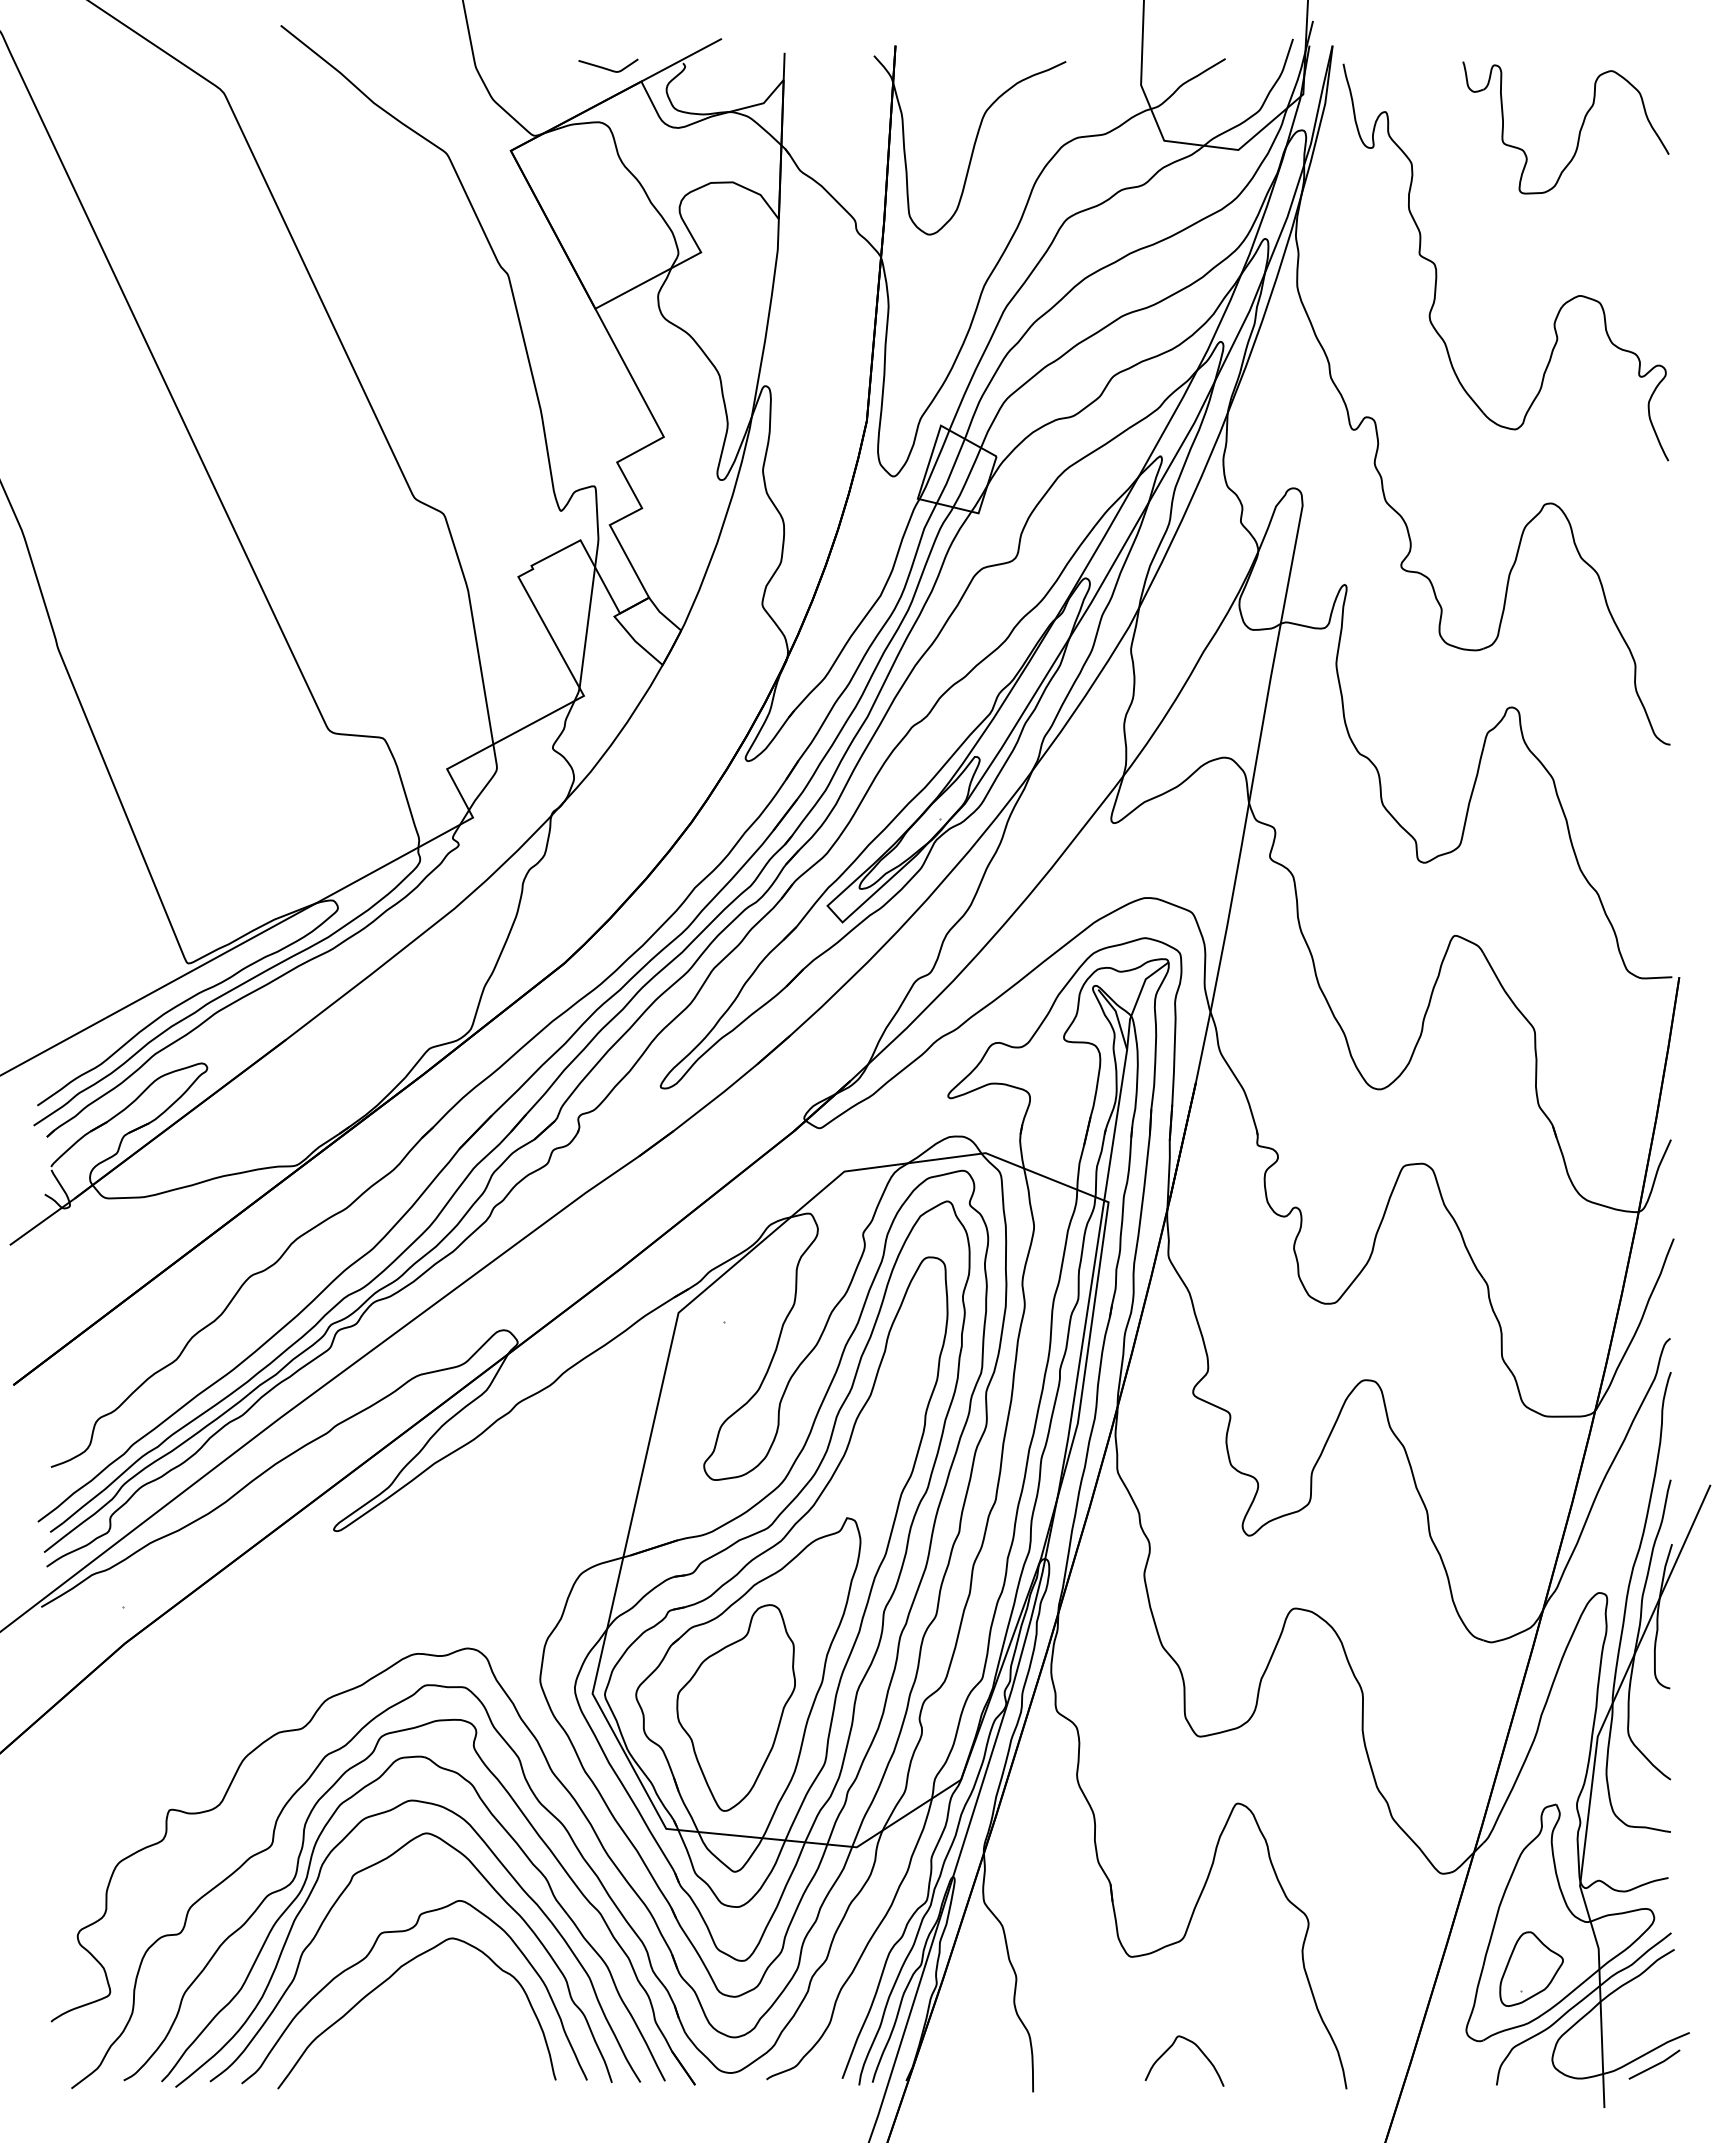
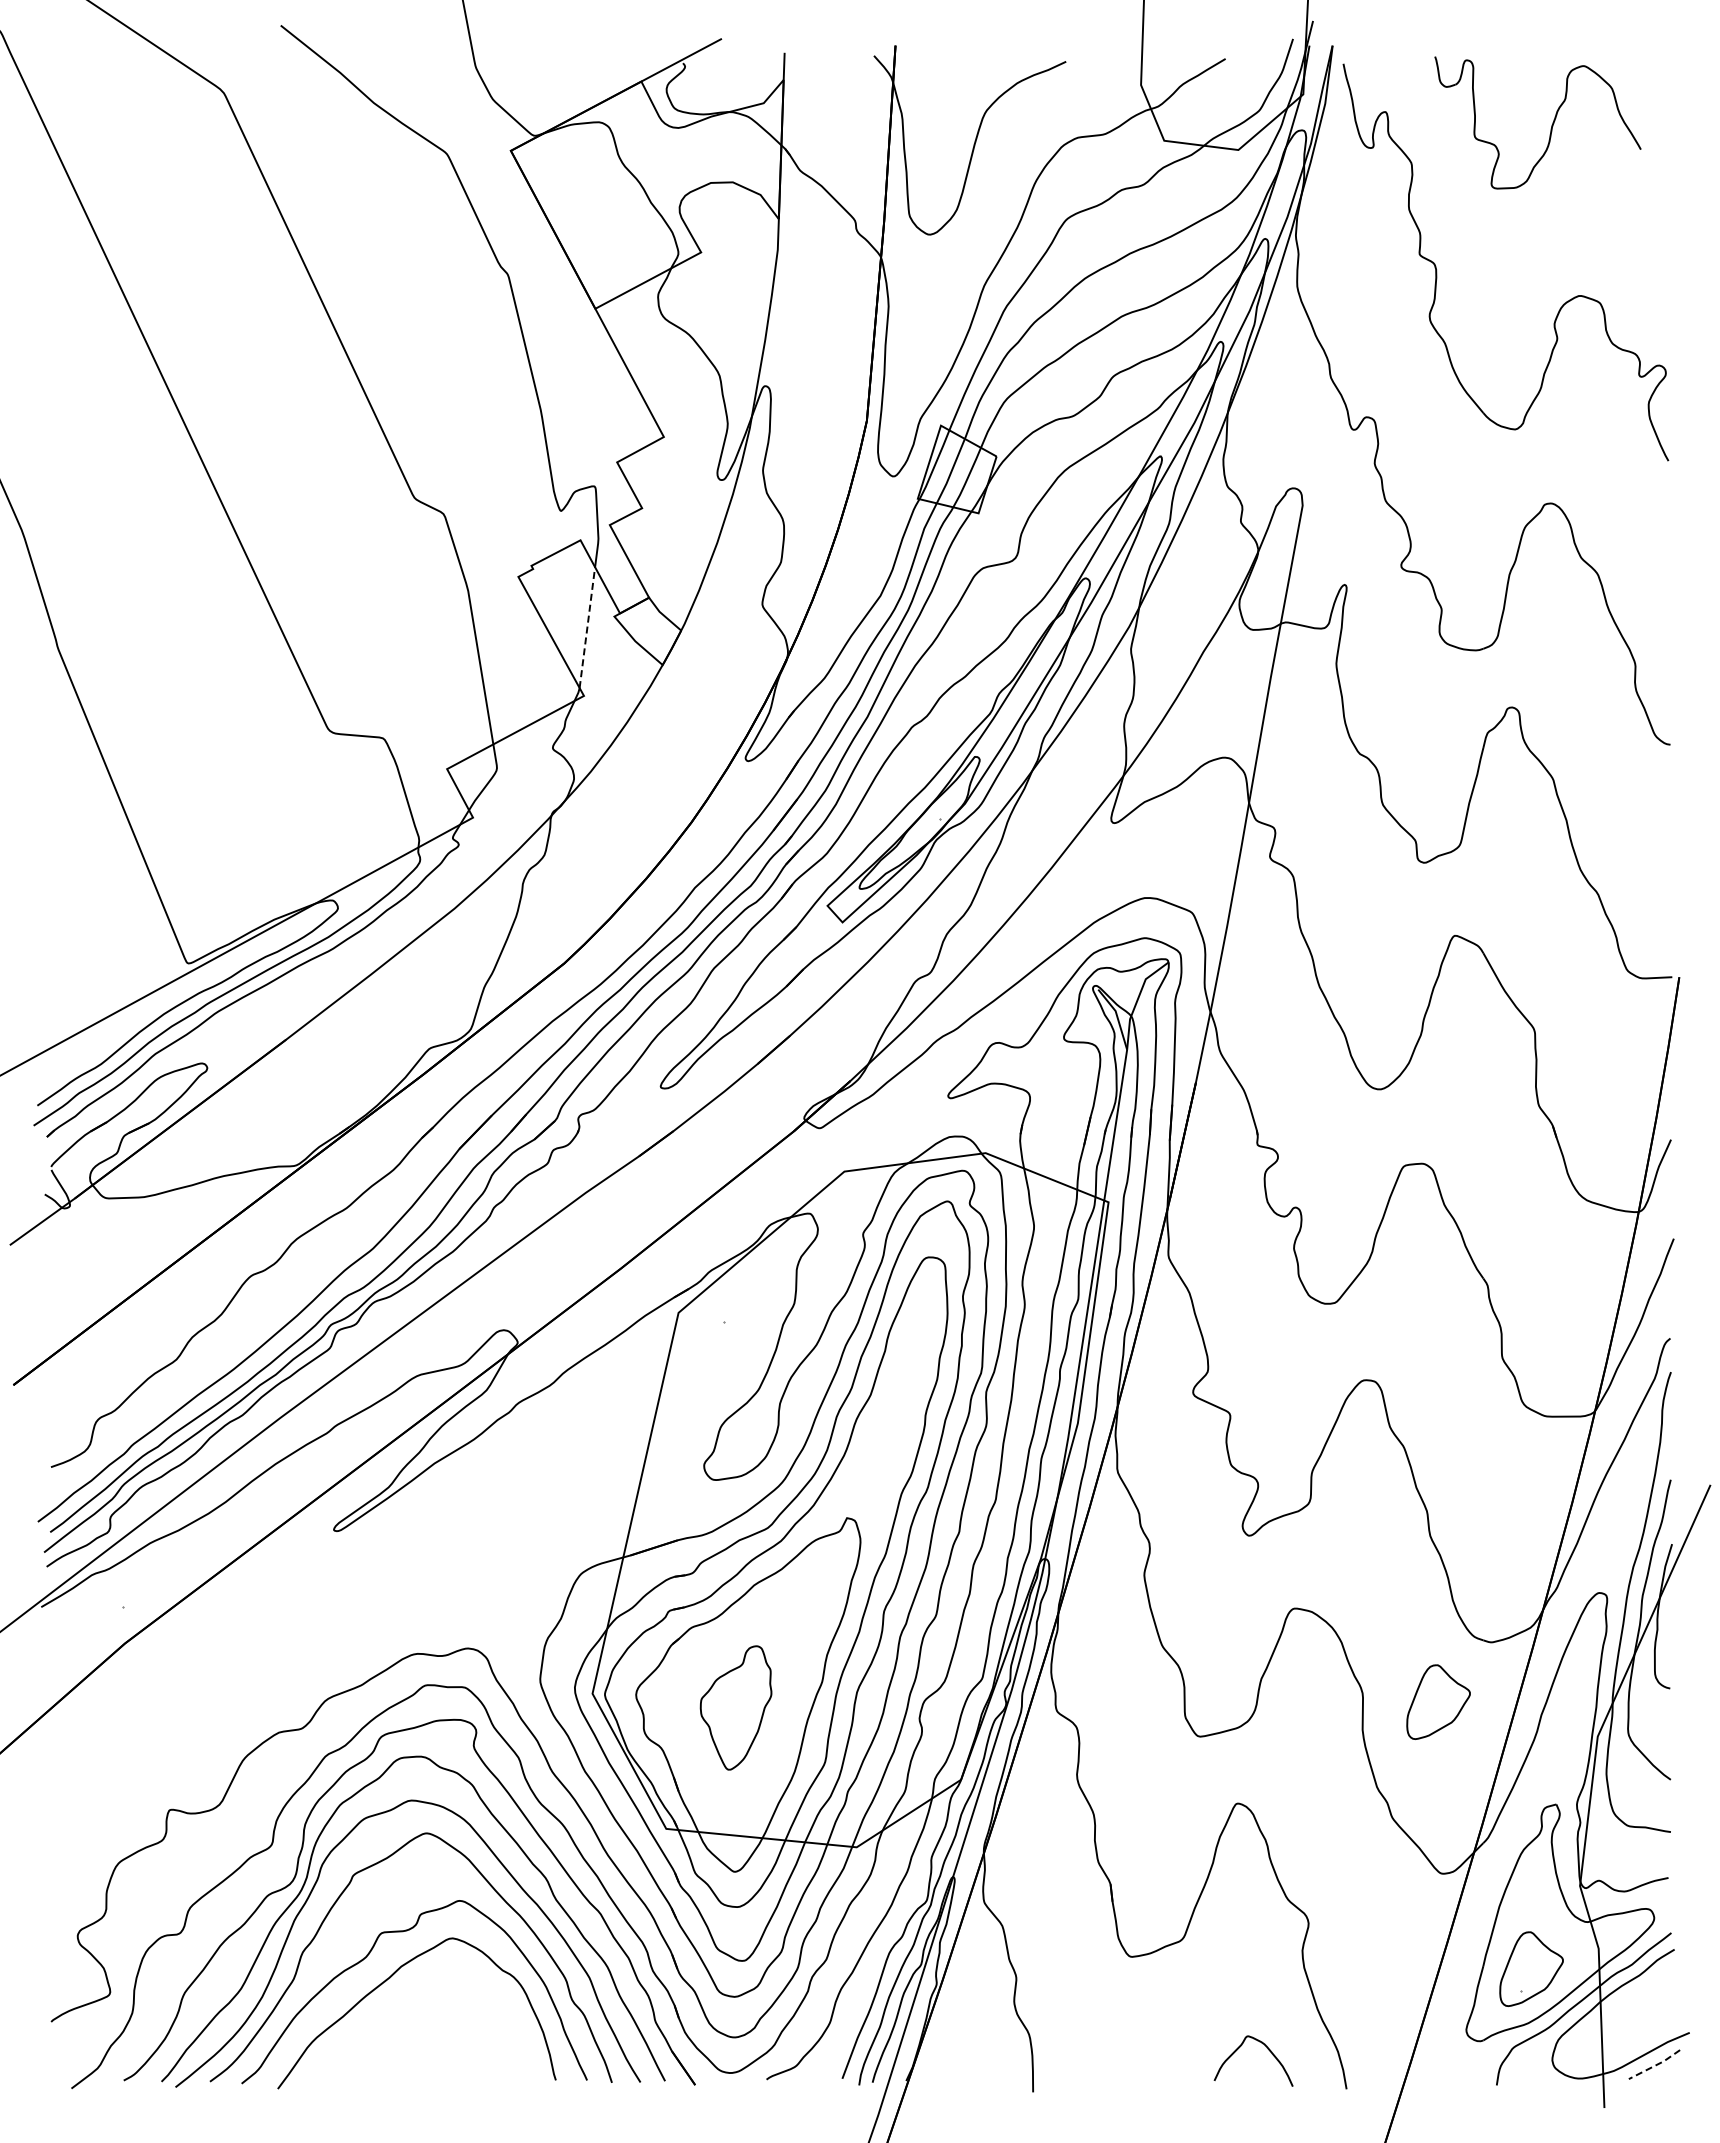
curve: present -> none (608, 68)
part position: (1579, 130) -> (1551, 125) (1551, 125)
line: solid -> dashed (587, 627)
part: none -> present (1438, 1701)
part size: 120x208 px -> 74x126 px (735, 1707)
curve position: (1198, 2049) -> (1267, 2049) (1267, 2049)
line: solid -> dashed (1655, 2065)
